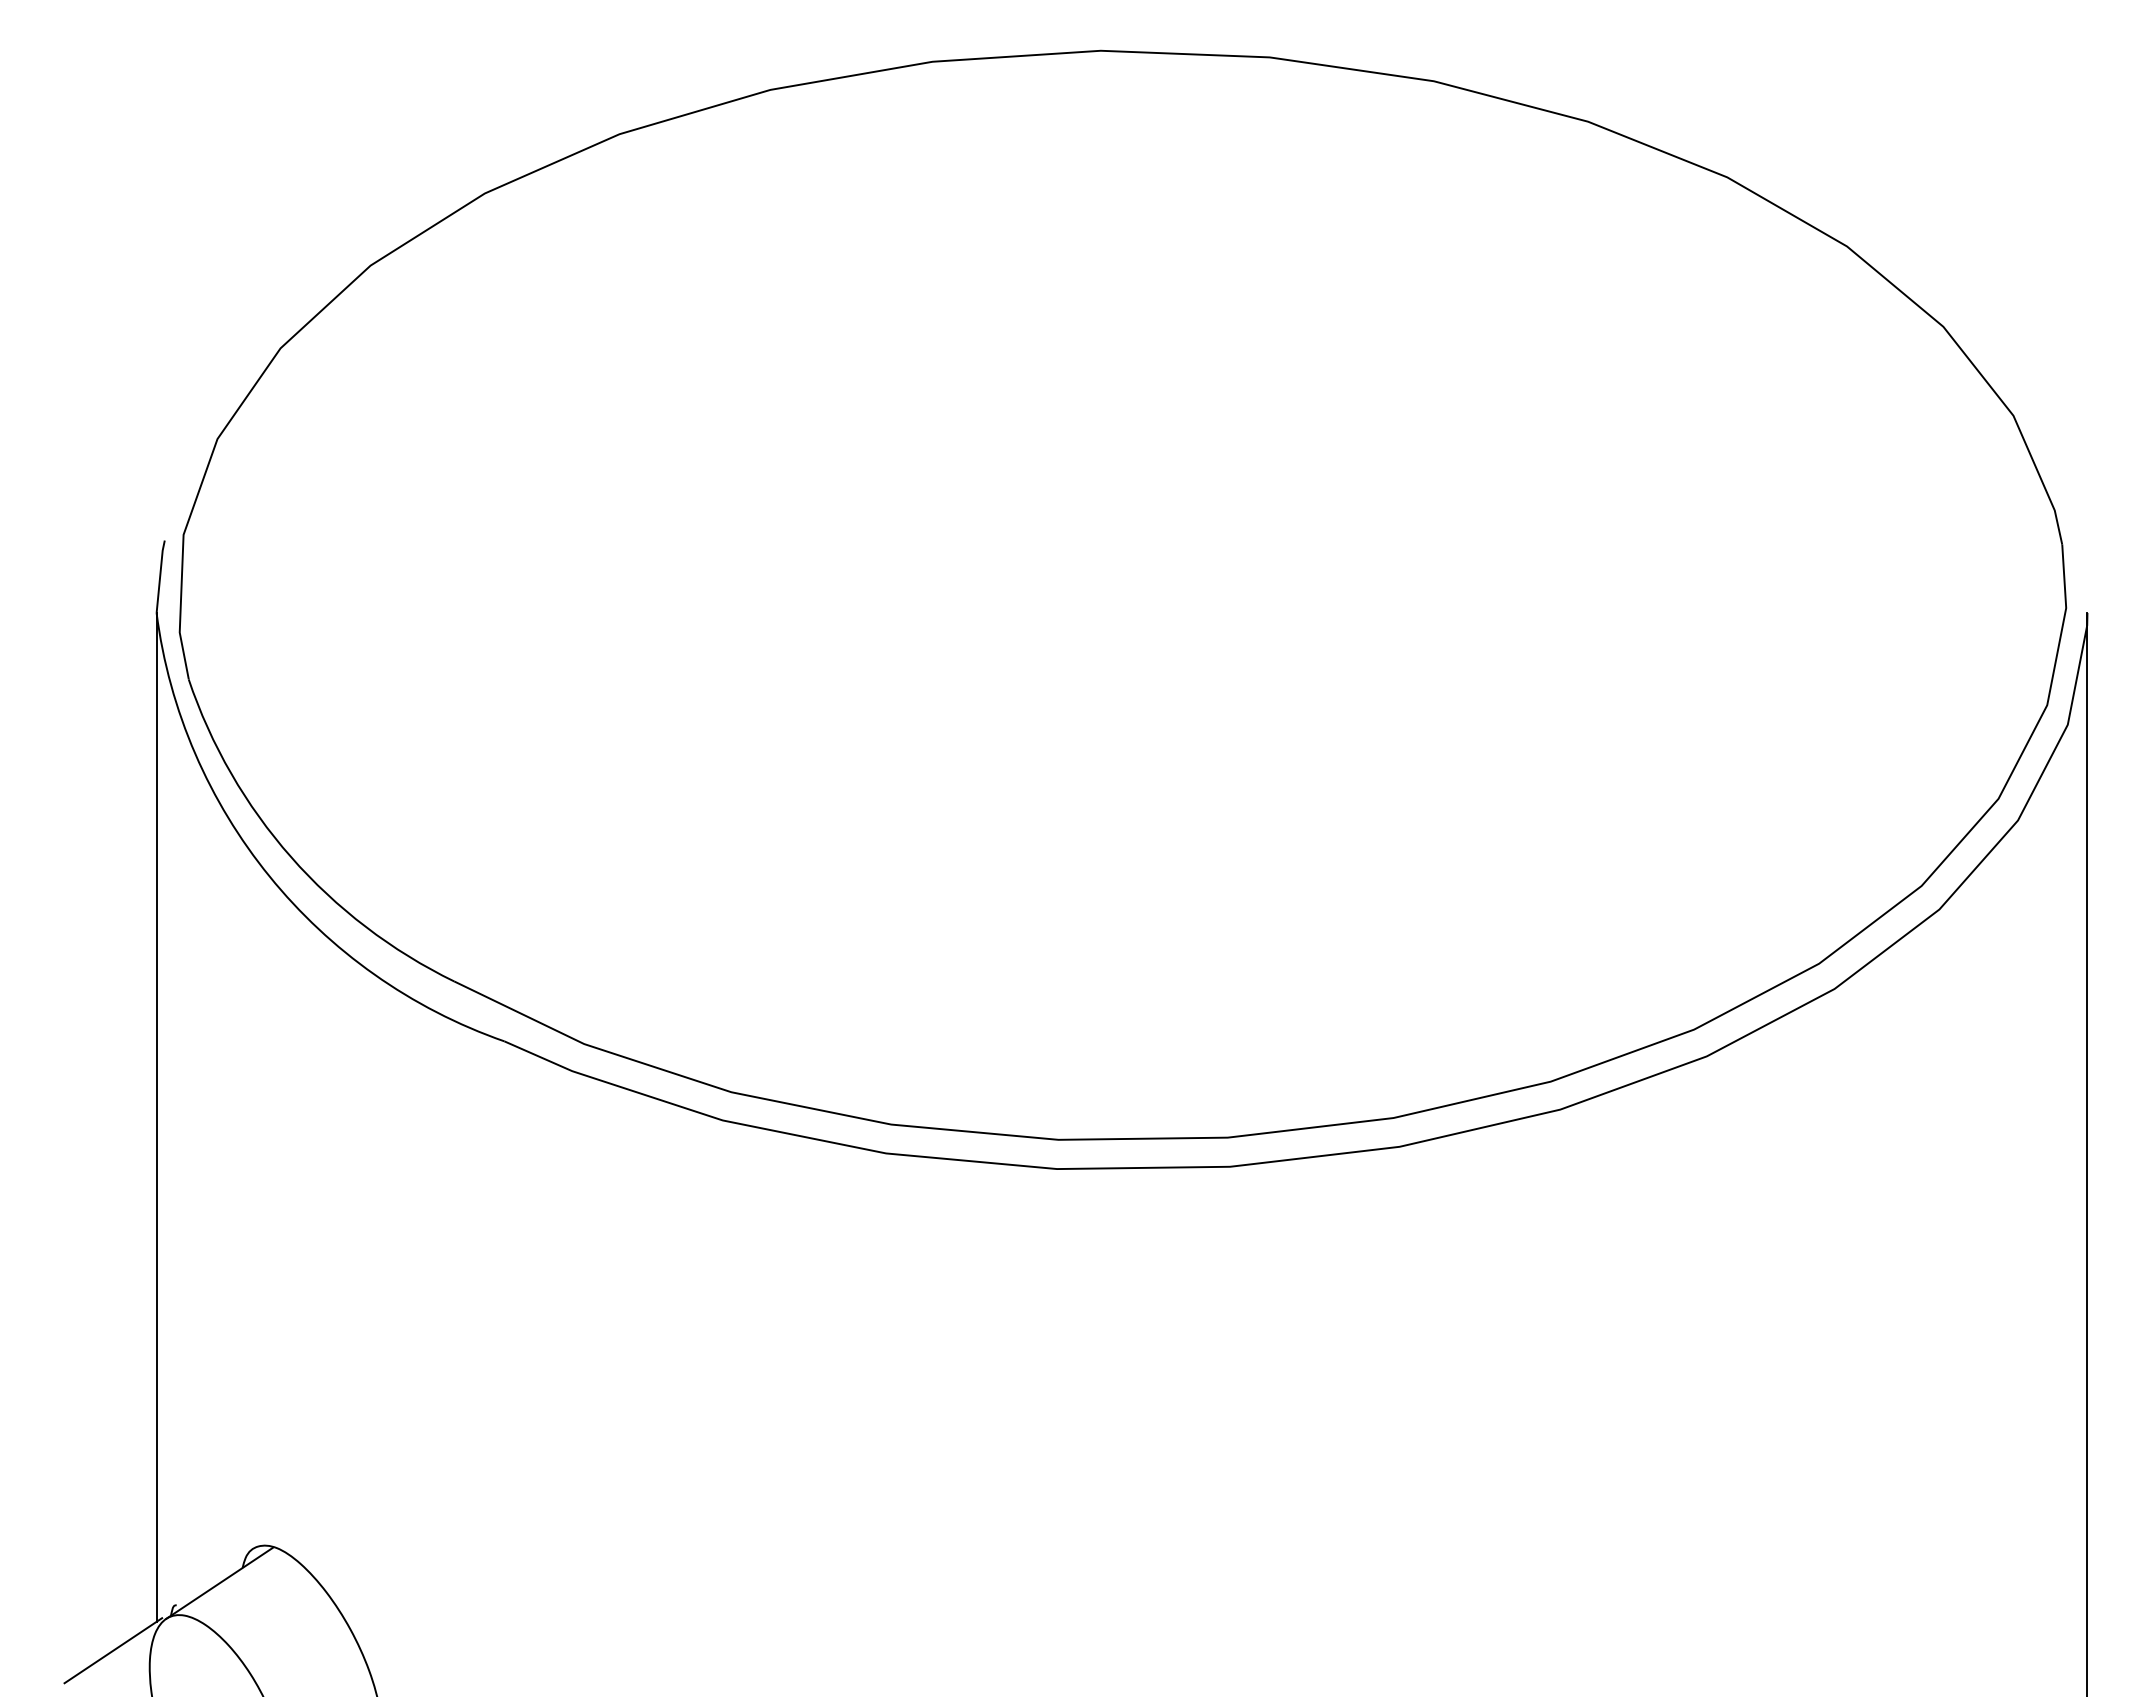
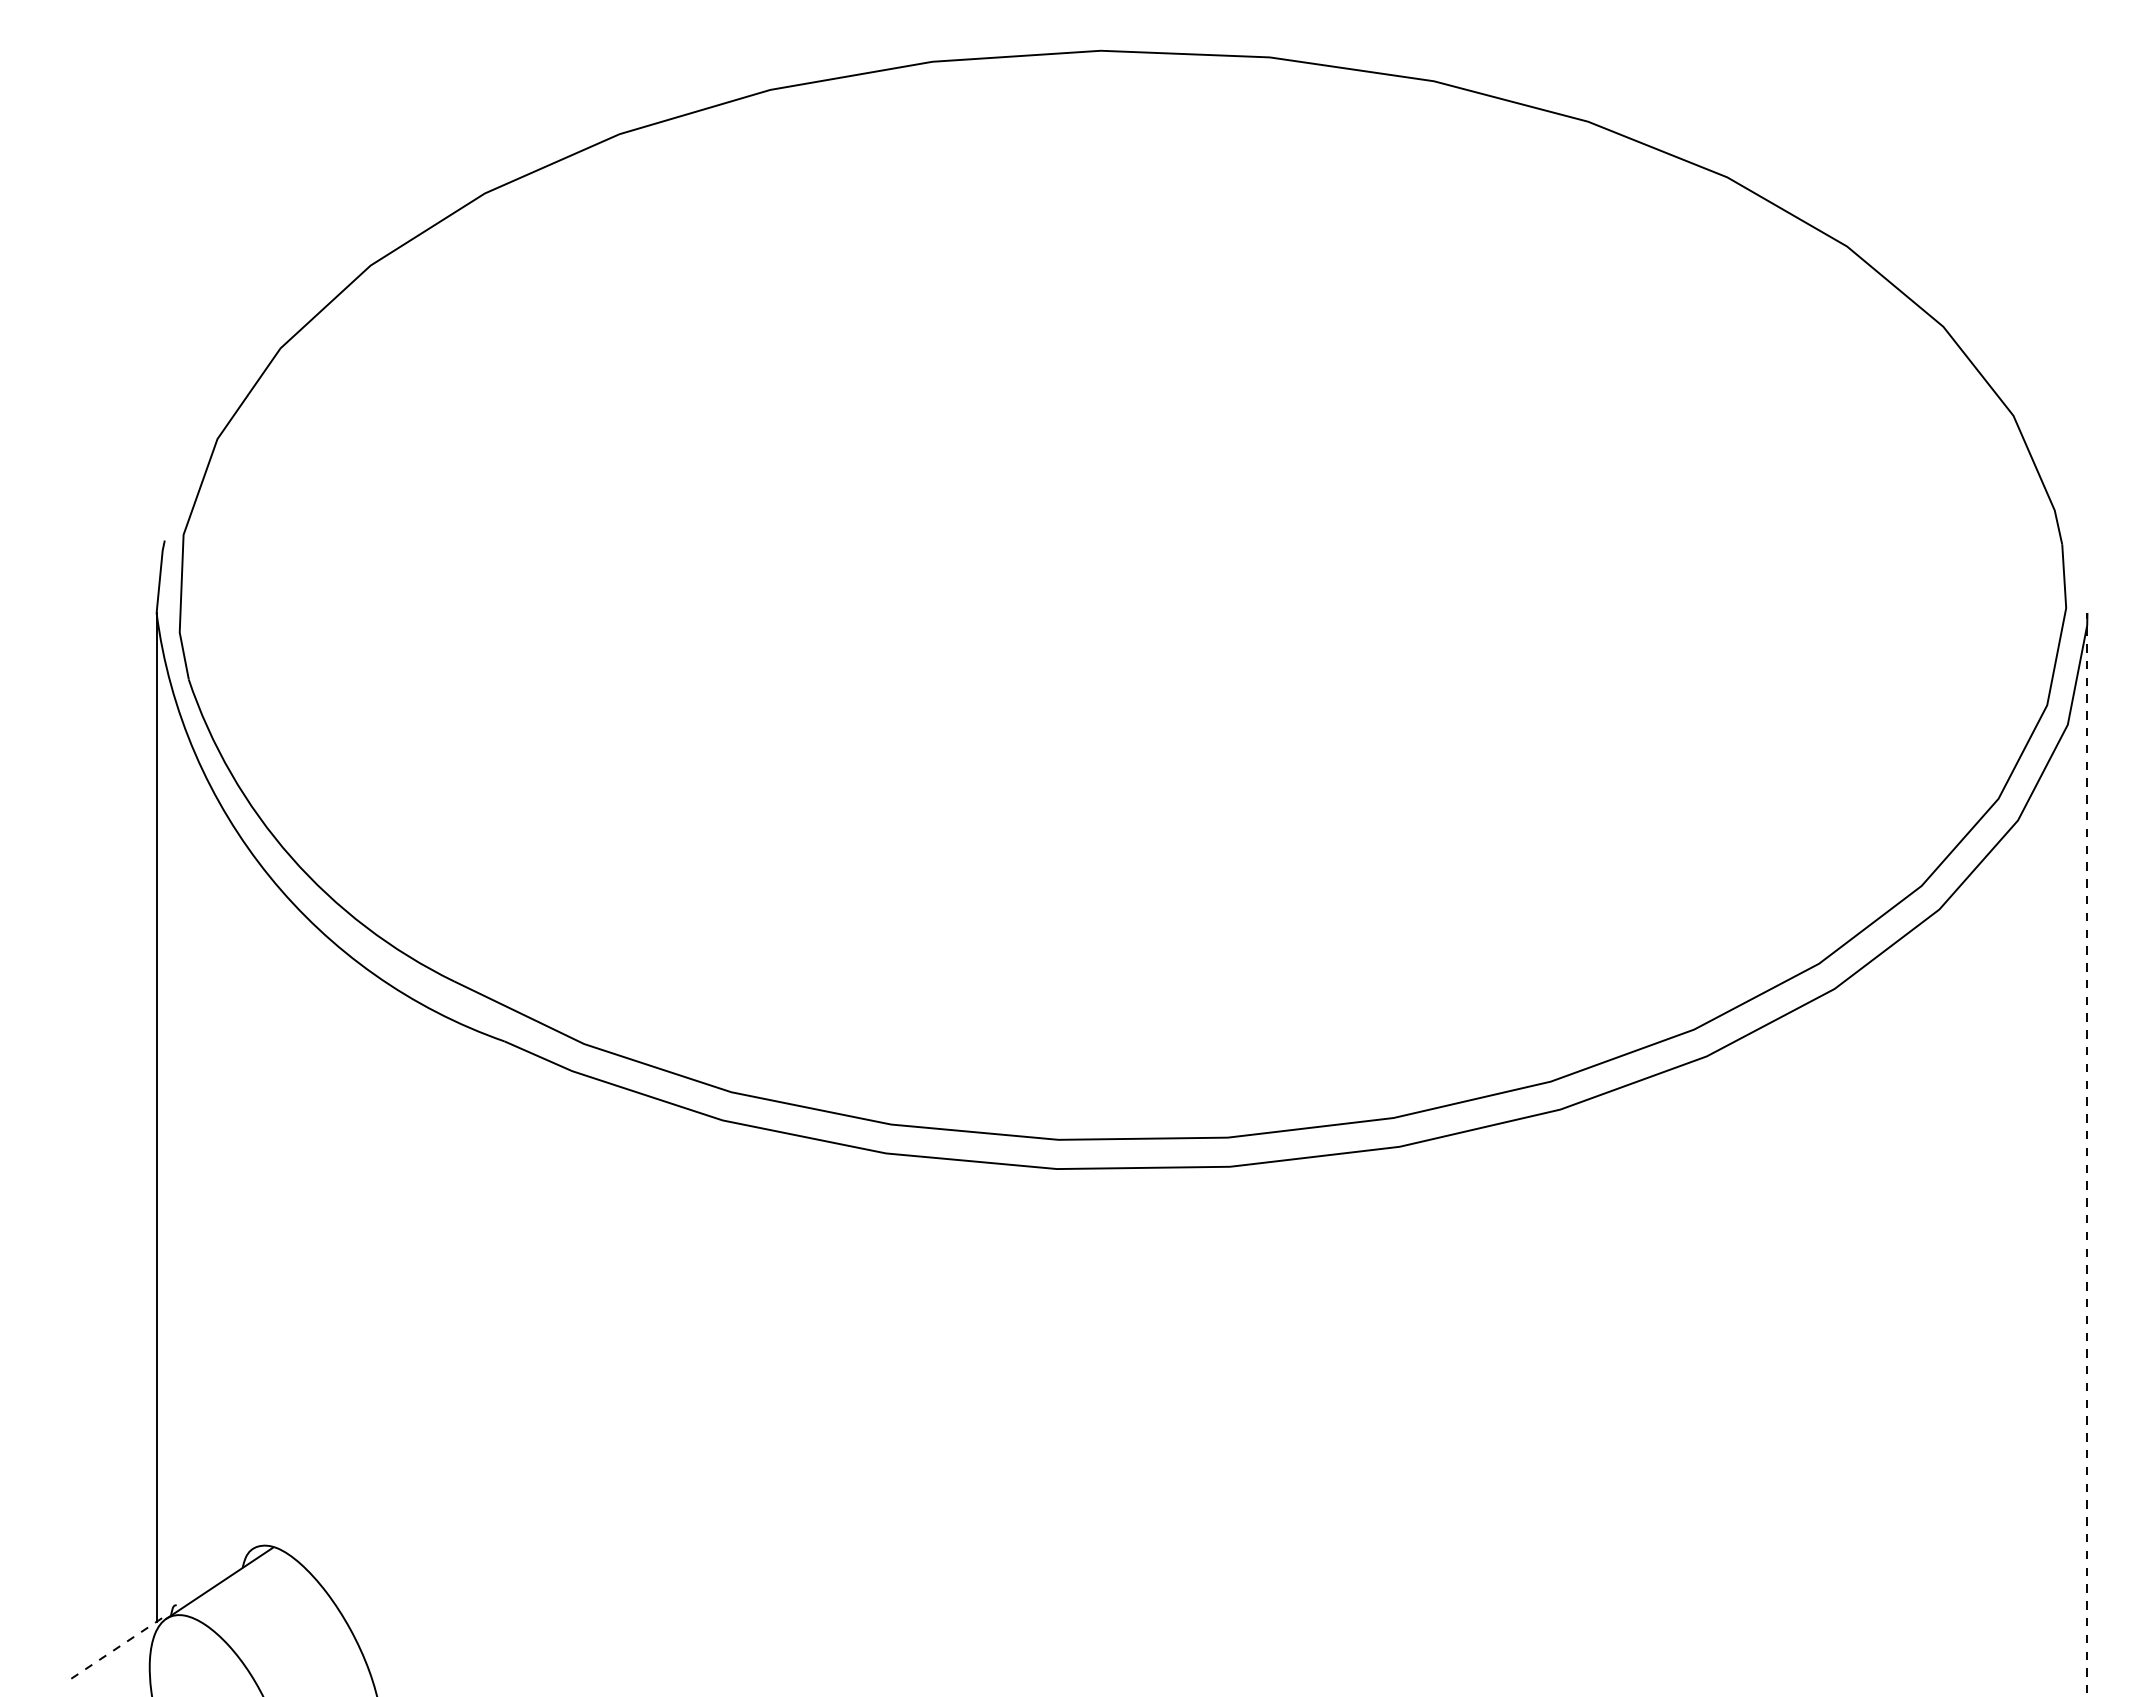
line: solid -> dashed (2087, 1154)
line: solid -> dashed (113, 1650)
